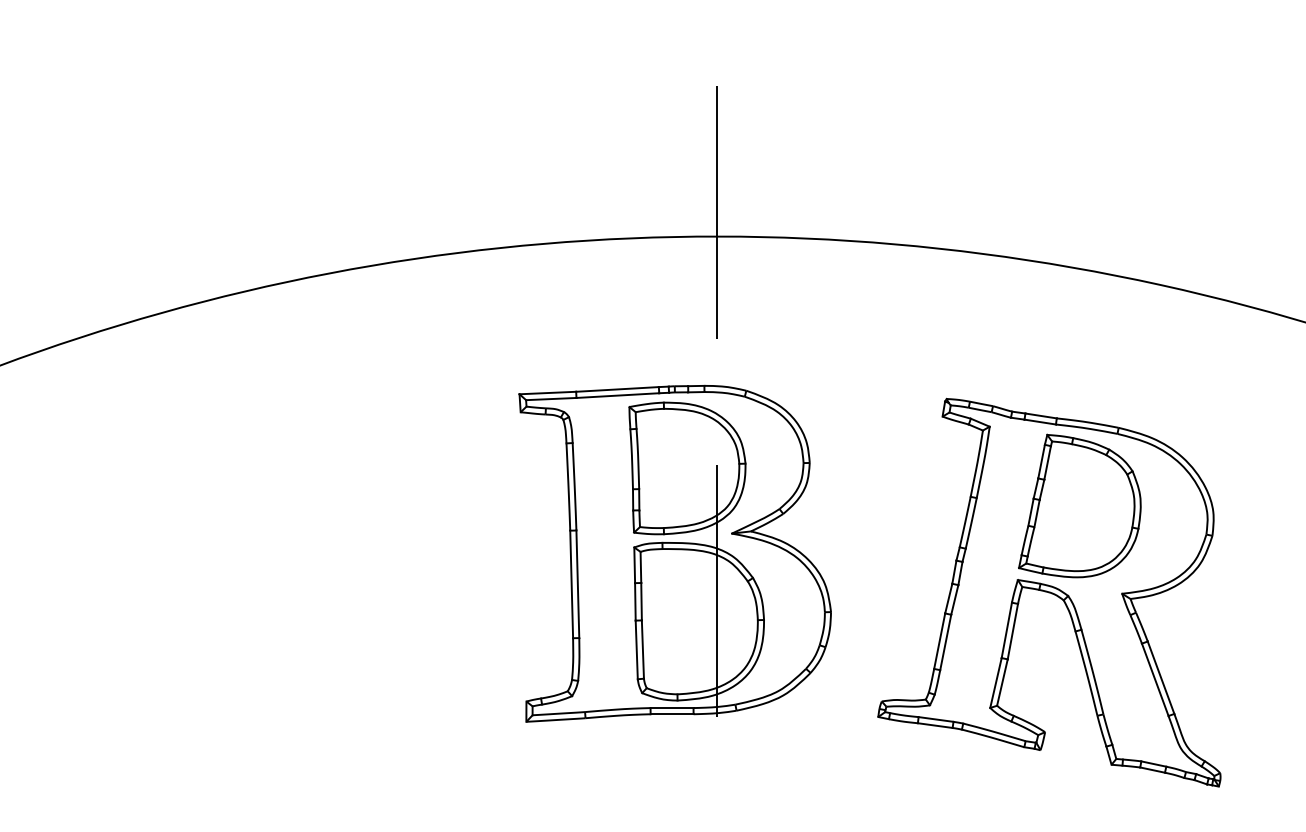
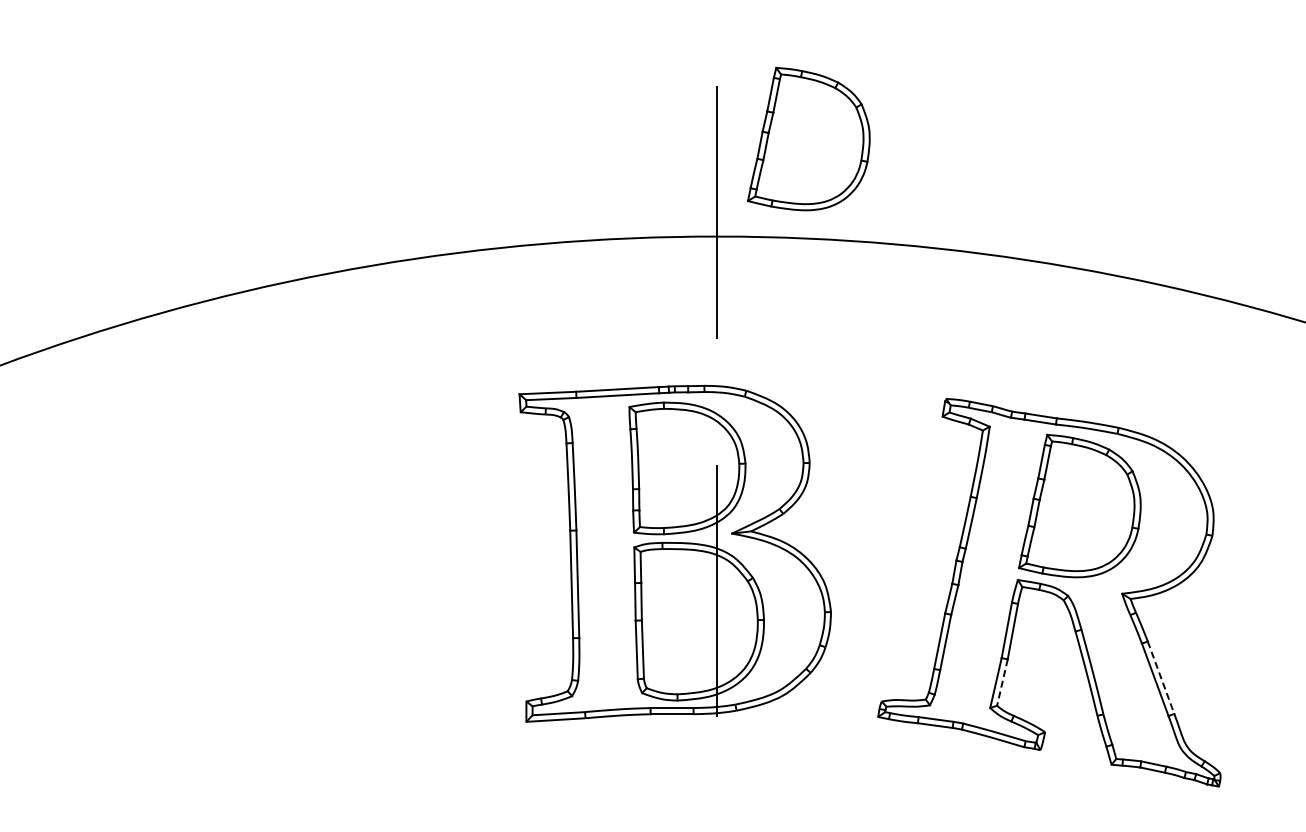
part: none -> present (808, 138)
line: solid -> dashed (1161, 677)
line: solid -> dashed (1002, 682)
